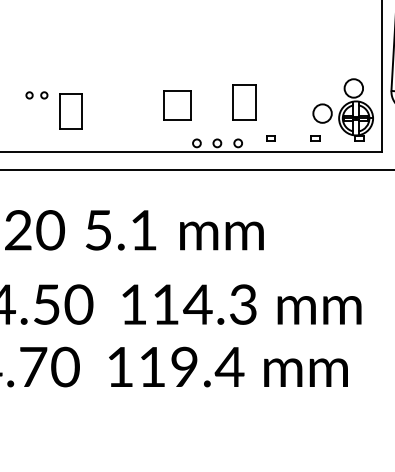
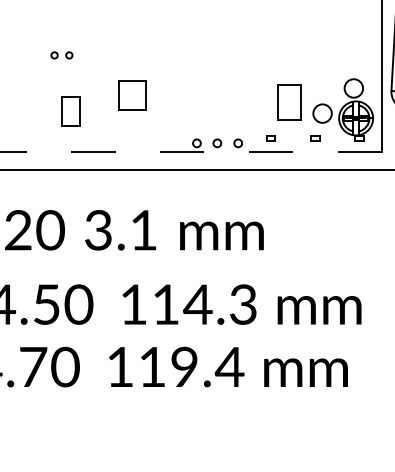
part position: (36, 95) -> (61, 55) (61, 55)
part position: (244, 102) -> (289, 102) (289, 102)
part position: (177, 105) -> (132, 95) (132, 95)
part size: 24x37 px -> 20x31 px (70, 111)
line: solid -> dashed (190, 151)
text: 5.1 -> 3.1 (98, 230)
